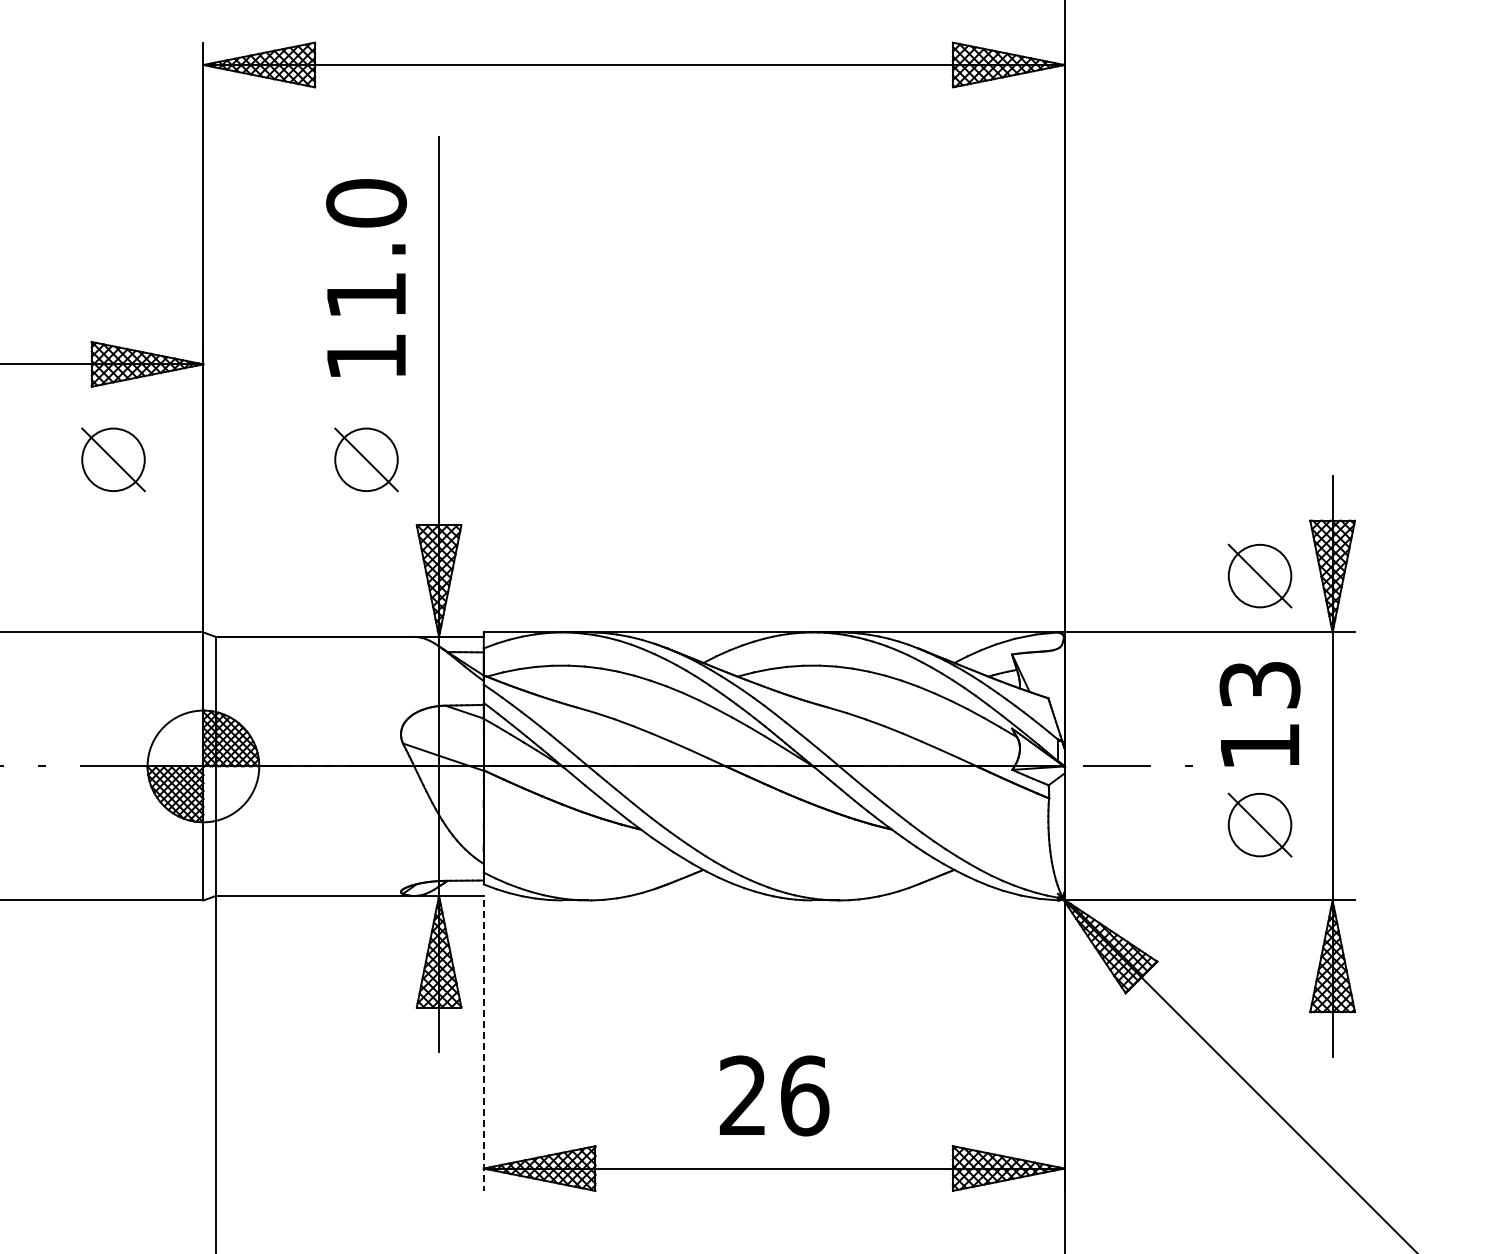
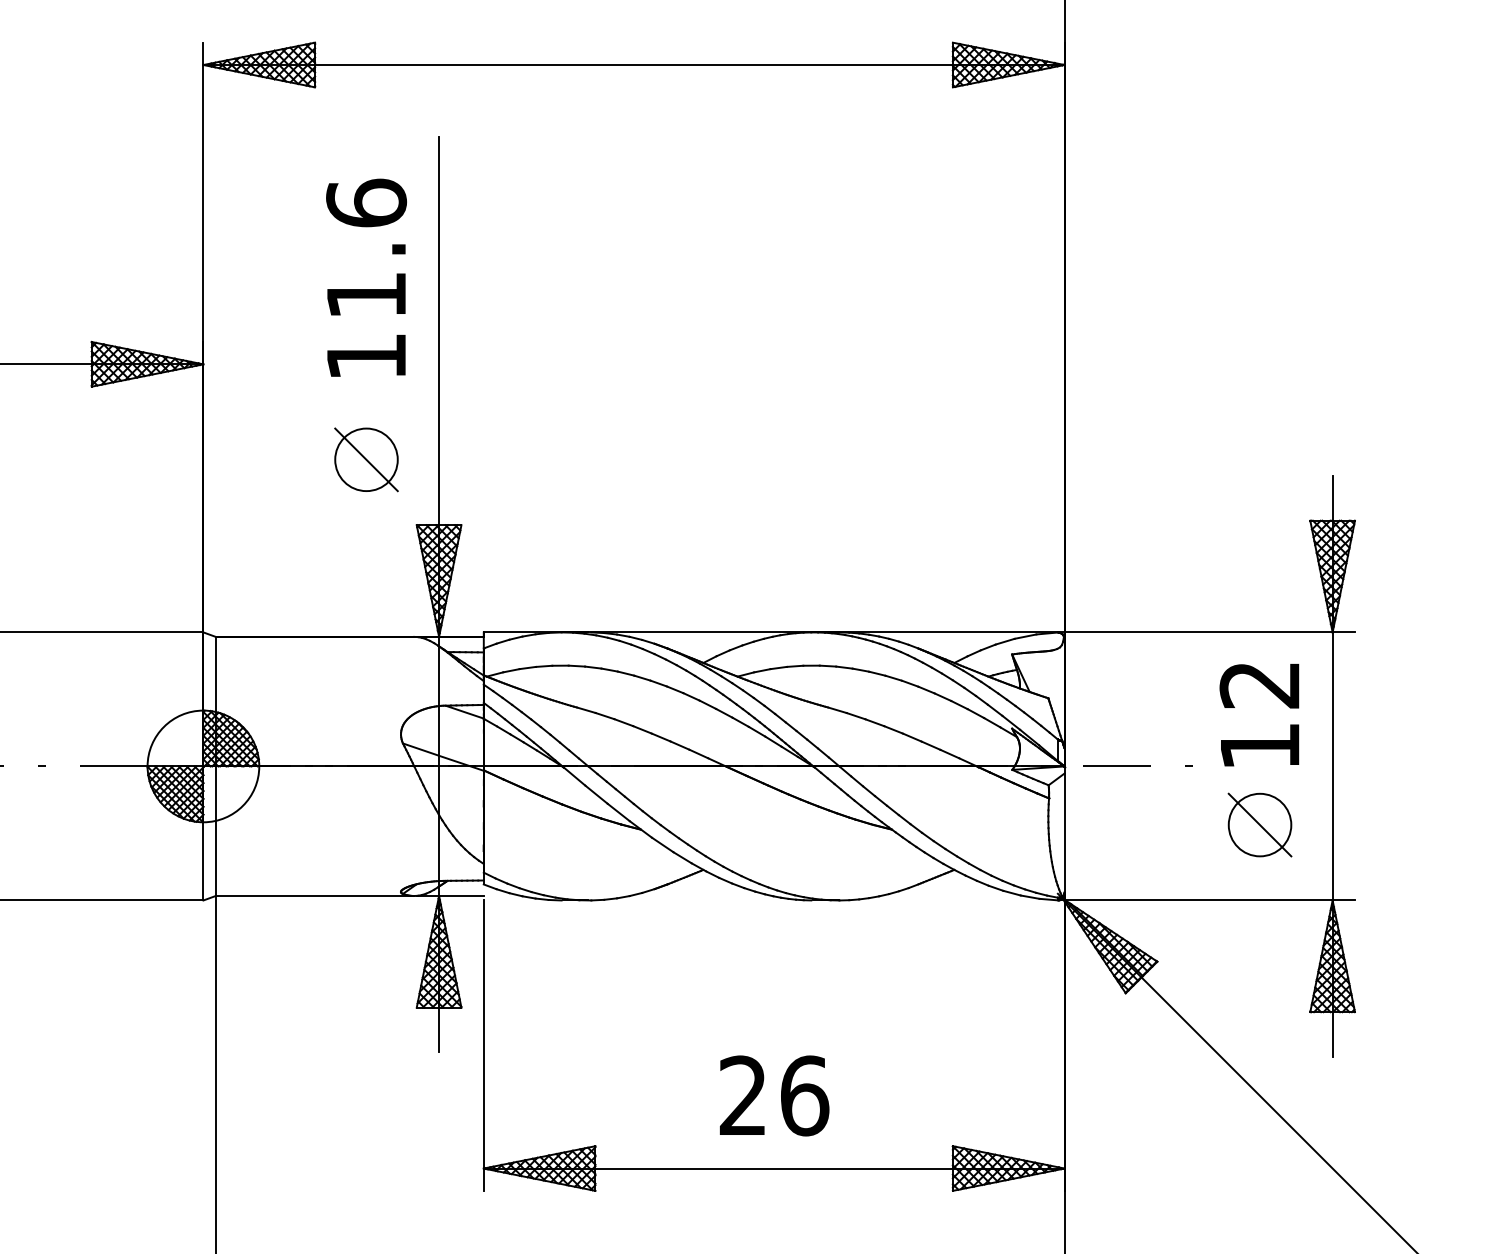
text: 11.0 -> 11.6 (366, 202)
part: present -> none (113, 459)
part: present -> none (1259, 575)
text: 13 -> 12 (1259, 685)
line: dashed -> solid (483, 1046)
